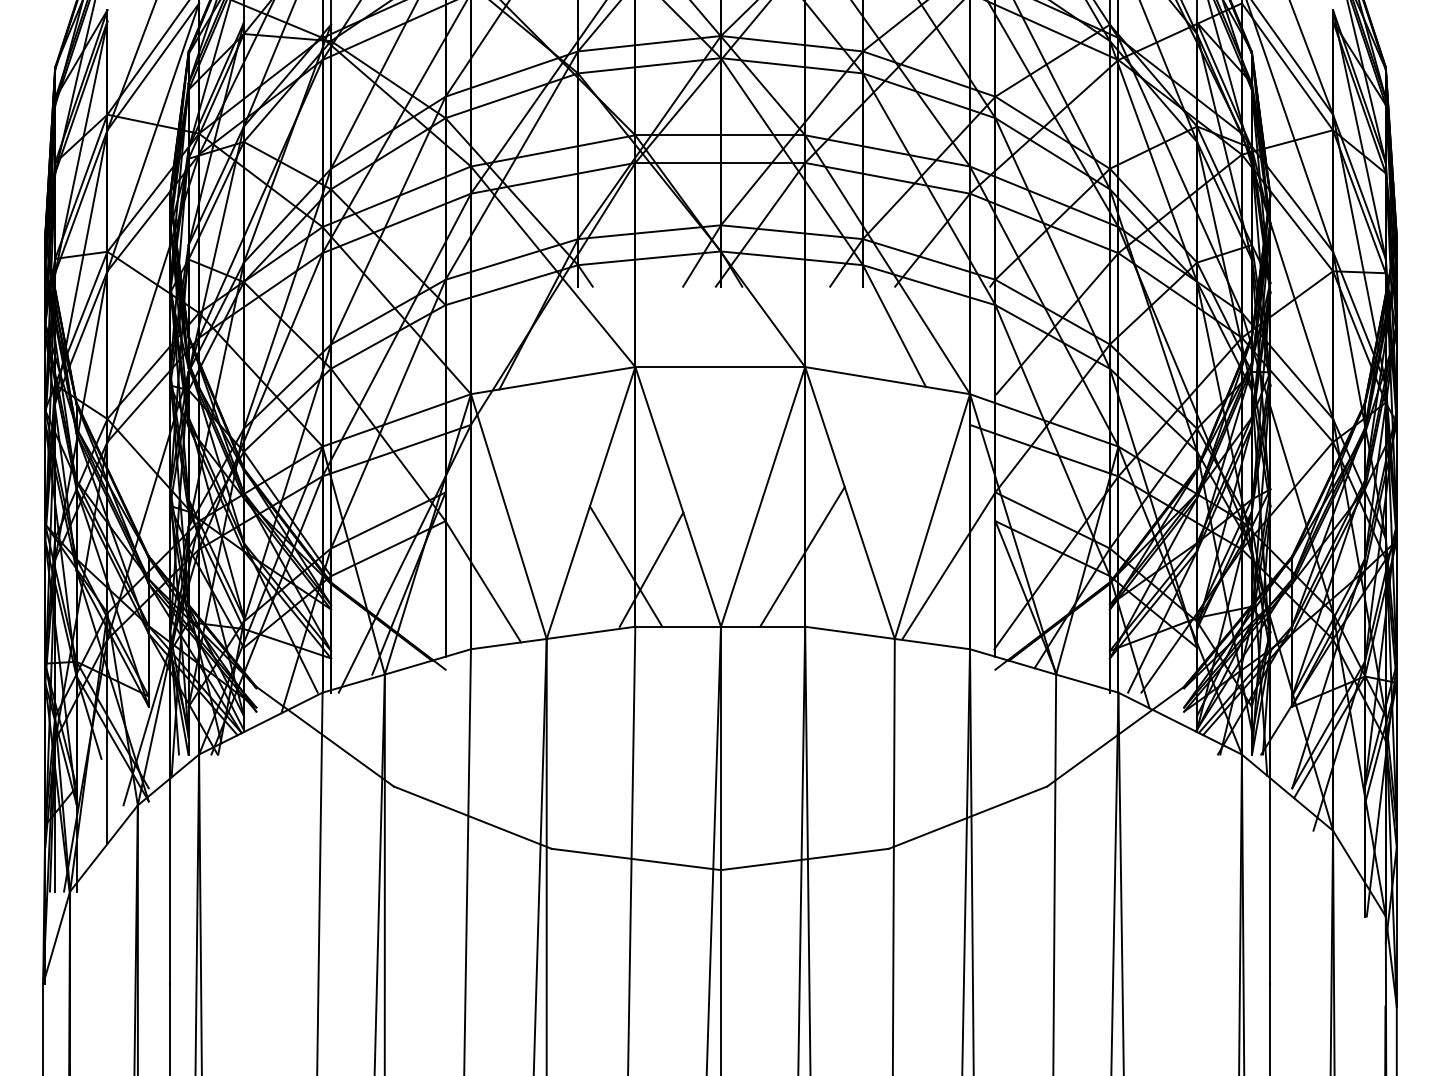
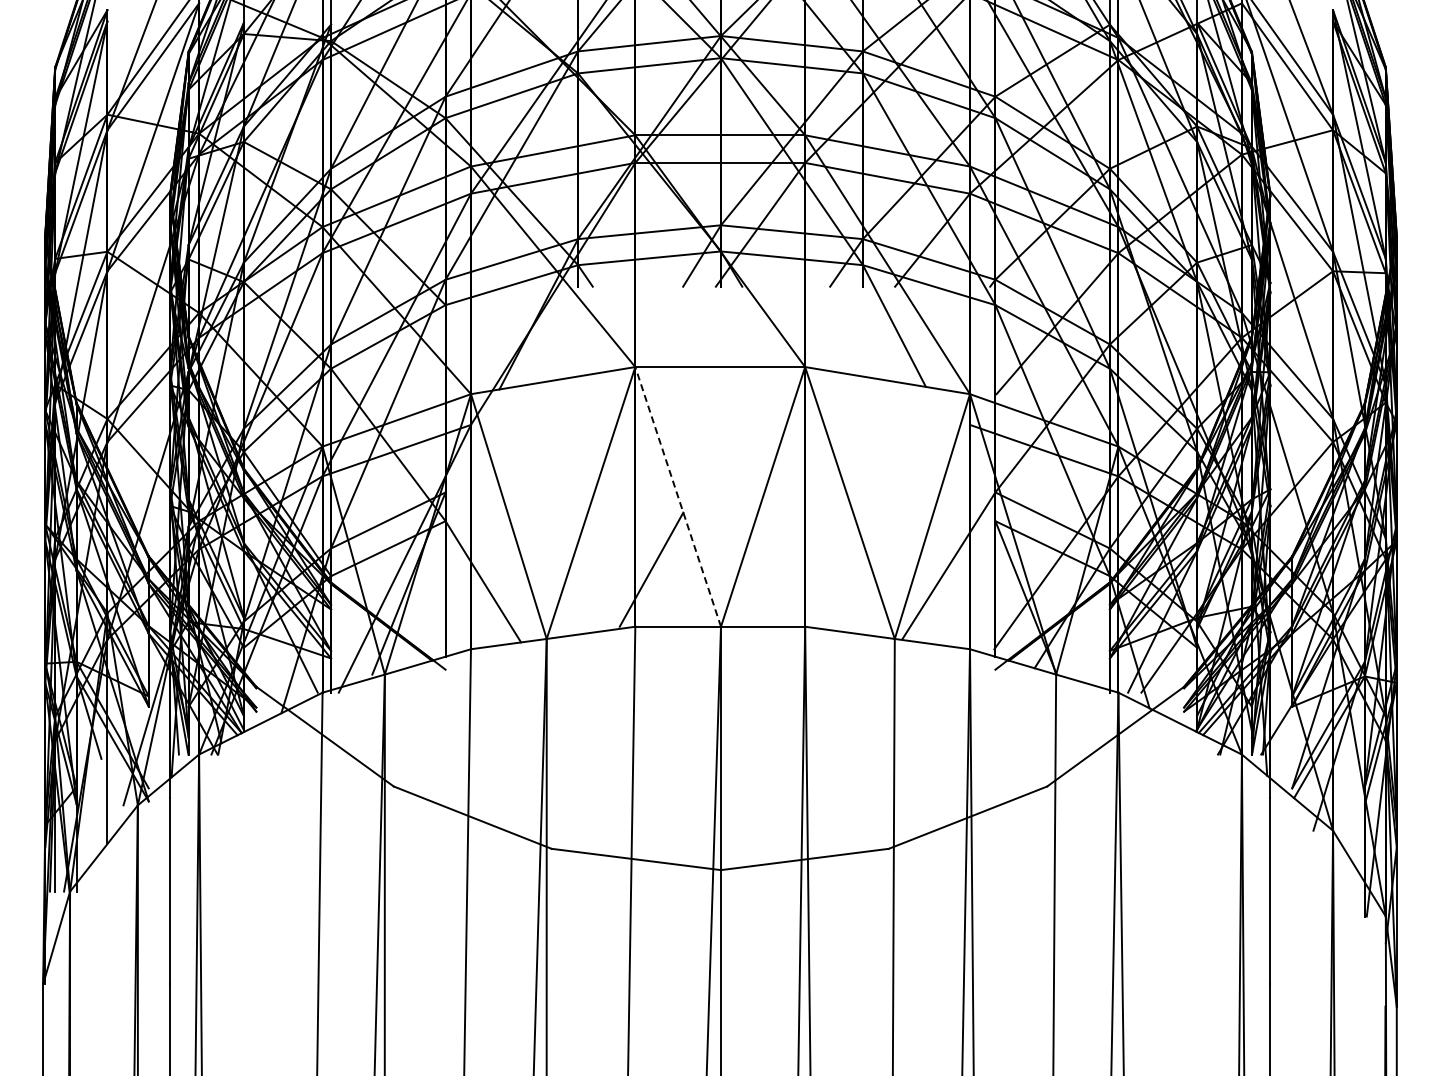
line: solid -> dashed (678, 496)
line: present -> none (802, 556)
line: present -> none (625, 566)
